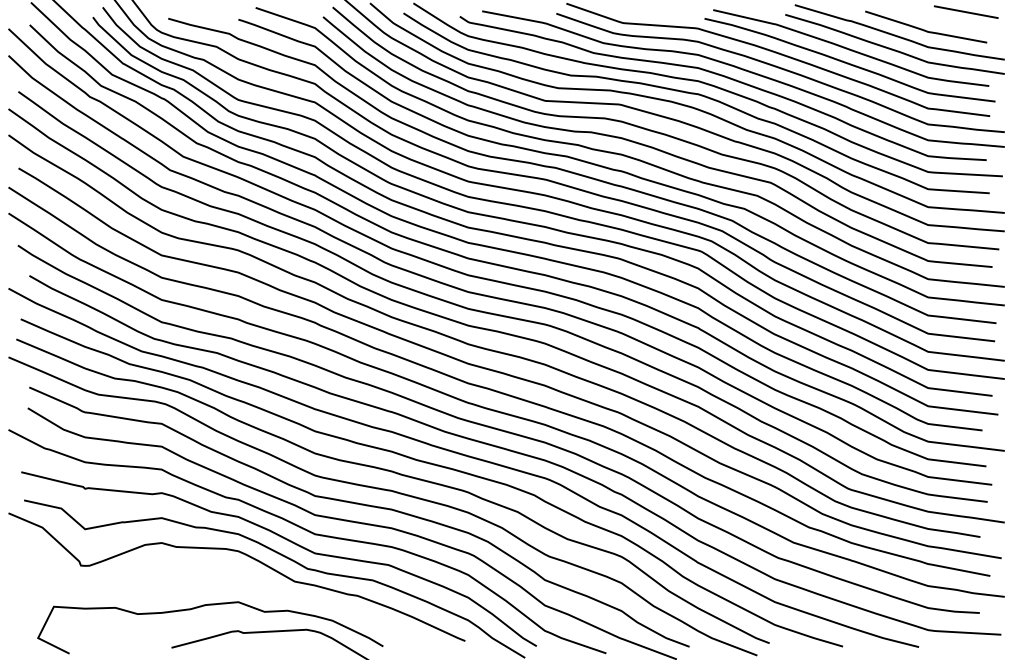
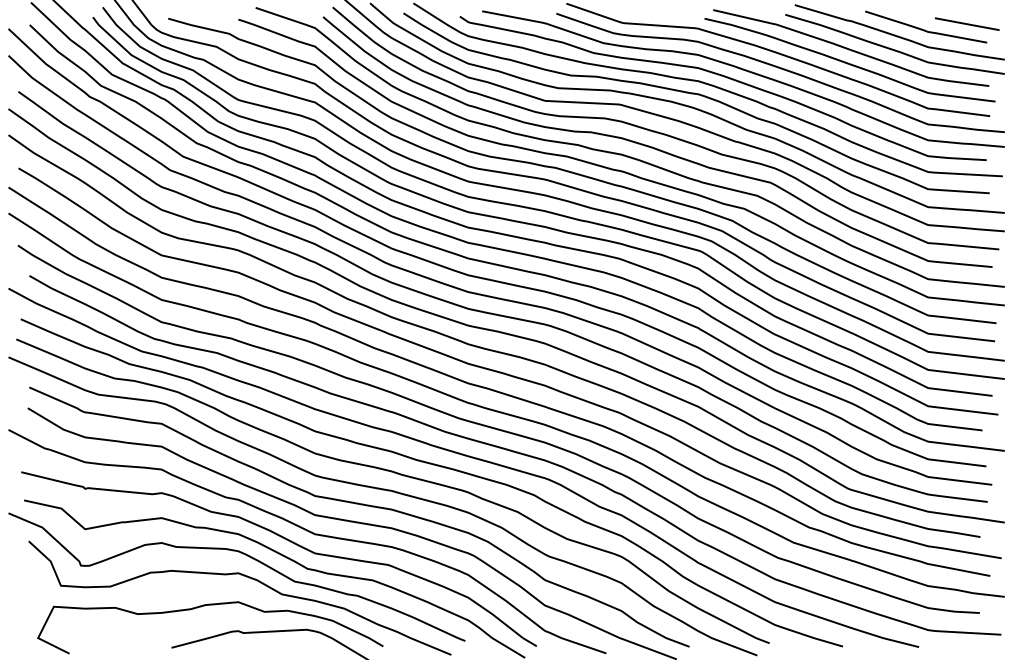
line position: (965, 11) -> (966, 23) (966, 23)
curve: none -> present (246, 577)
